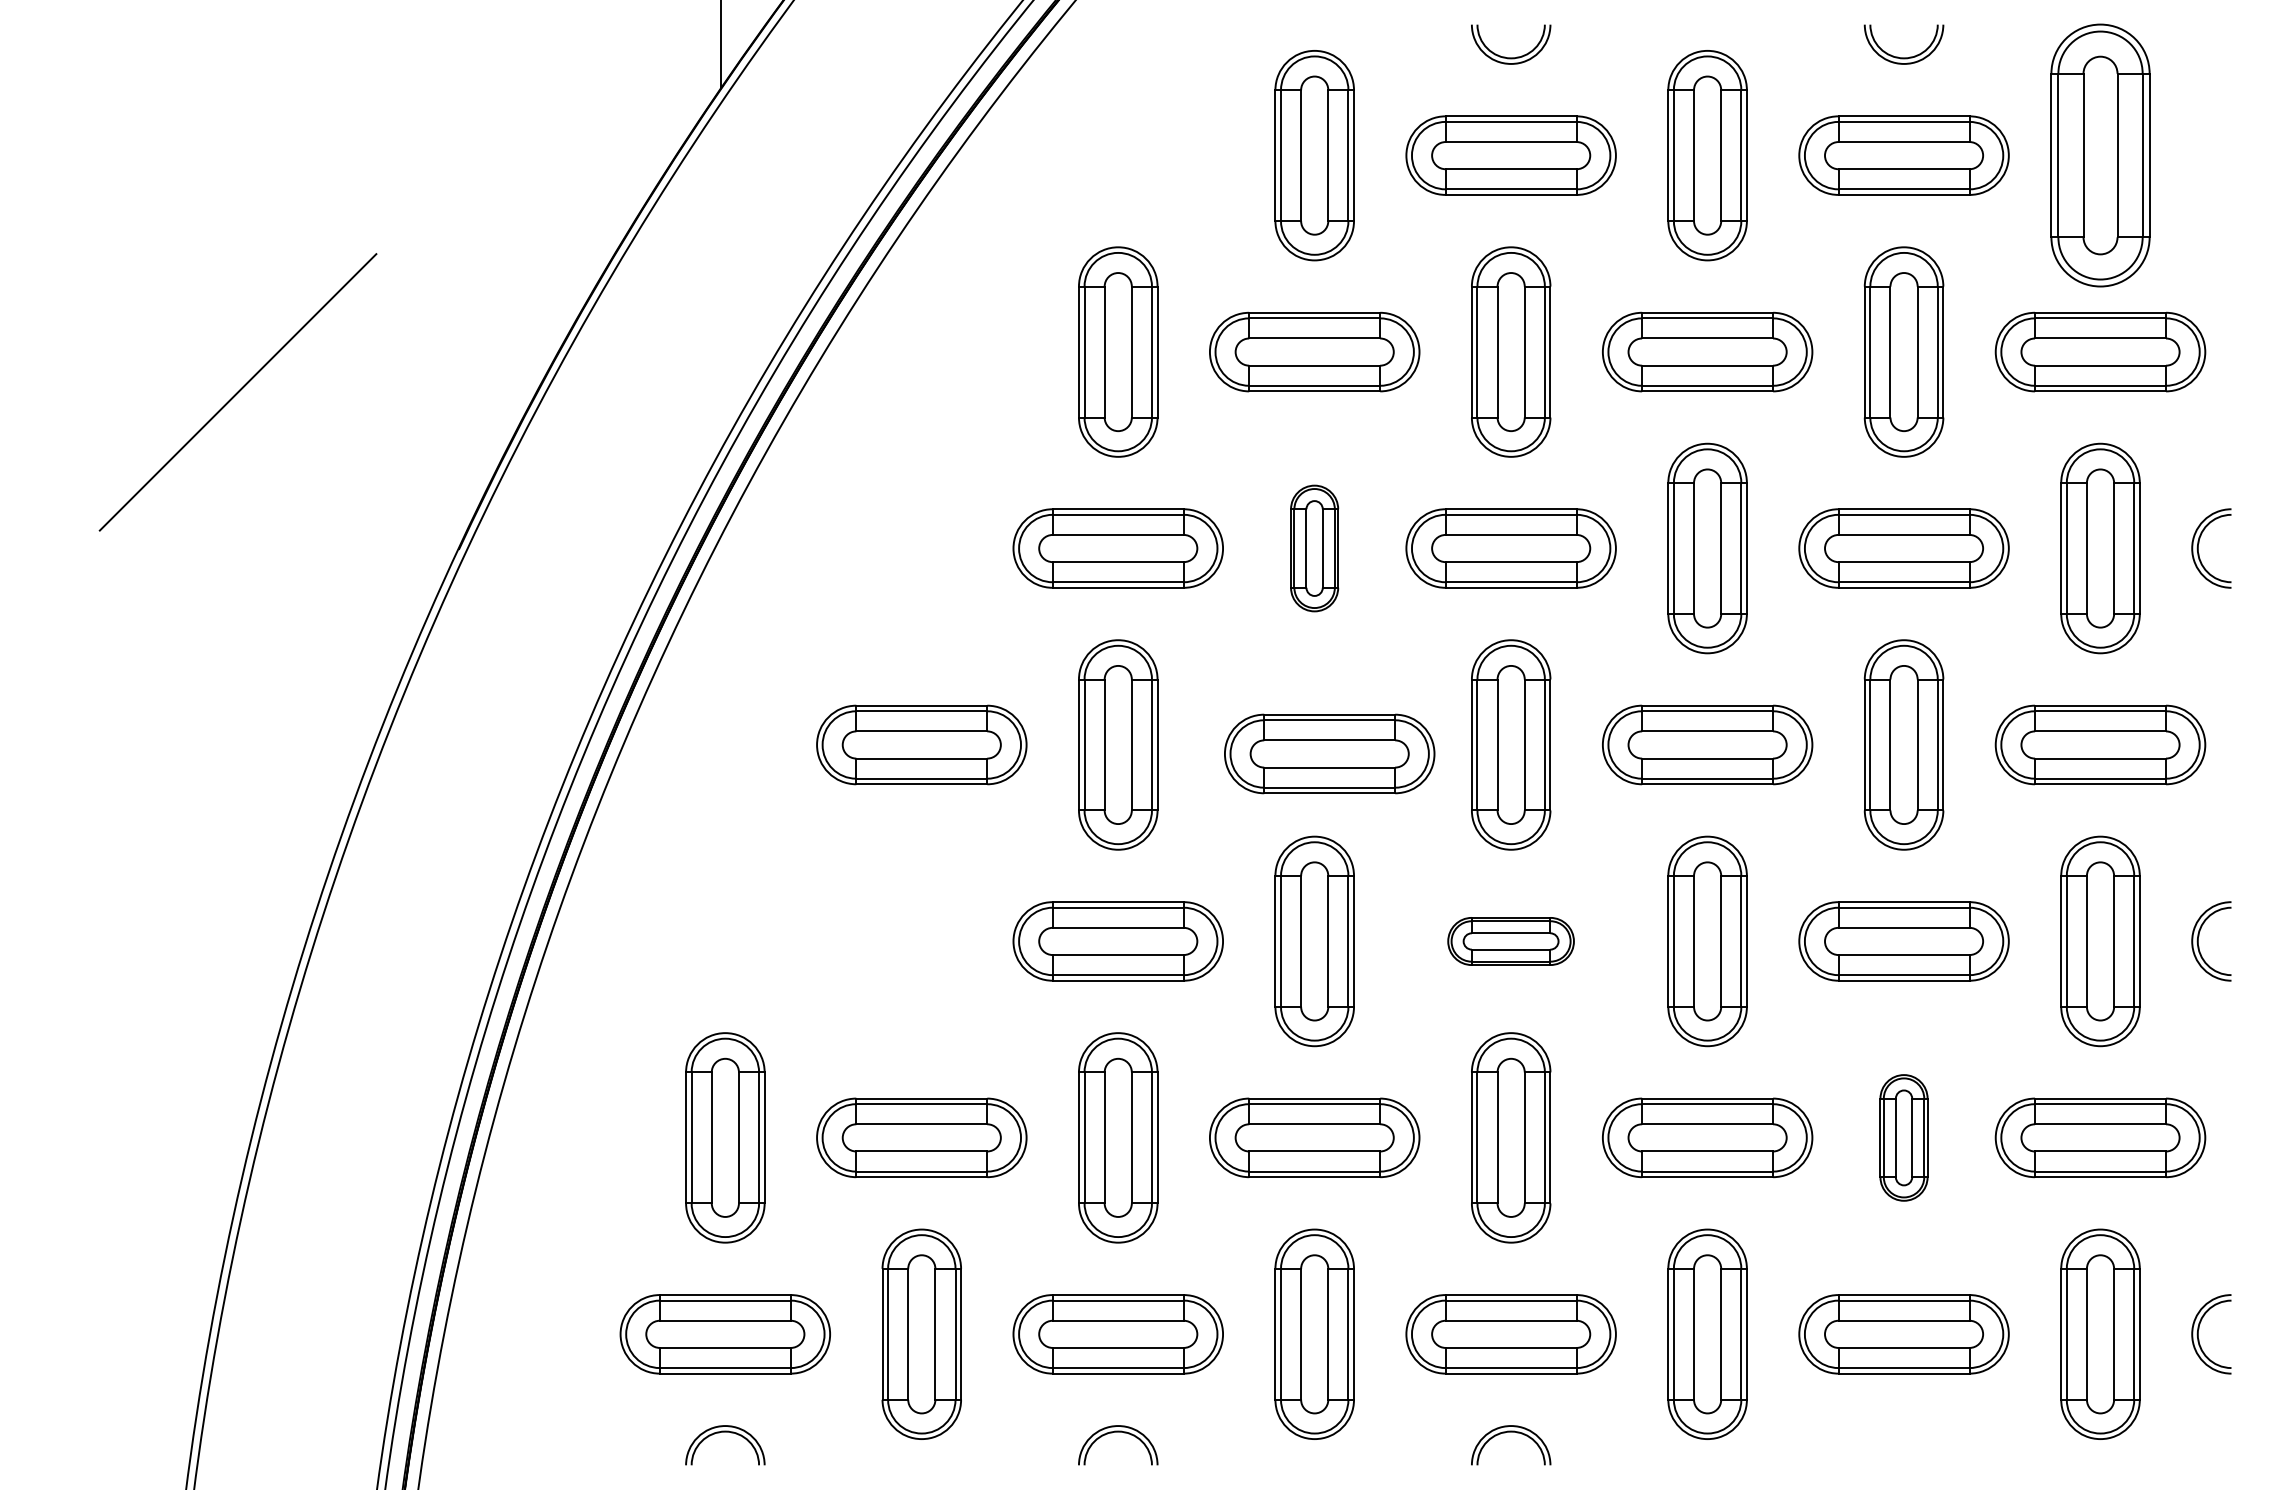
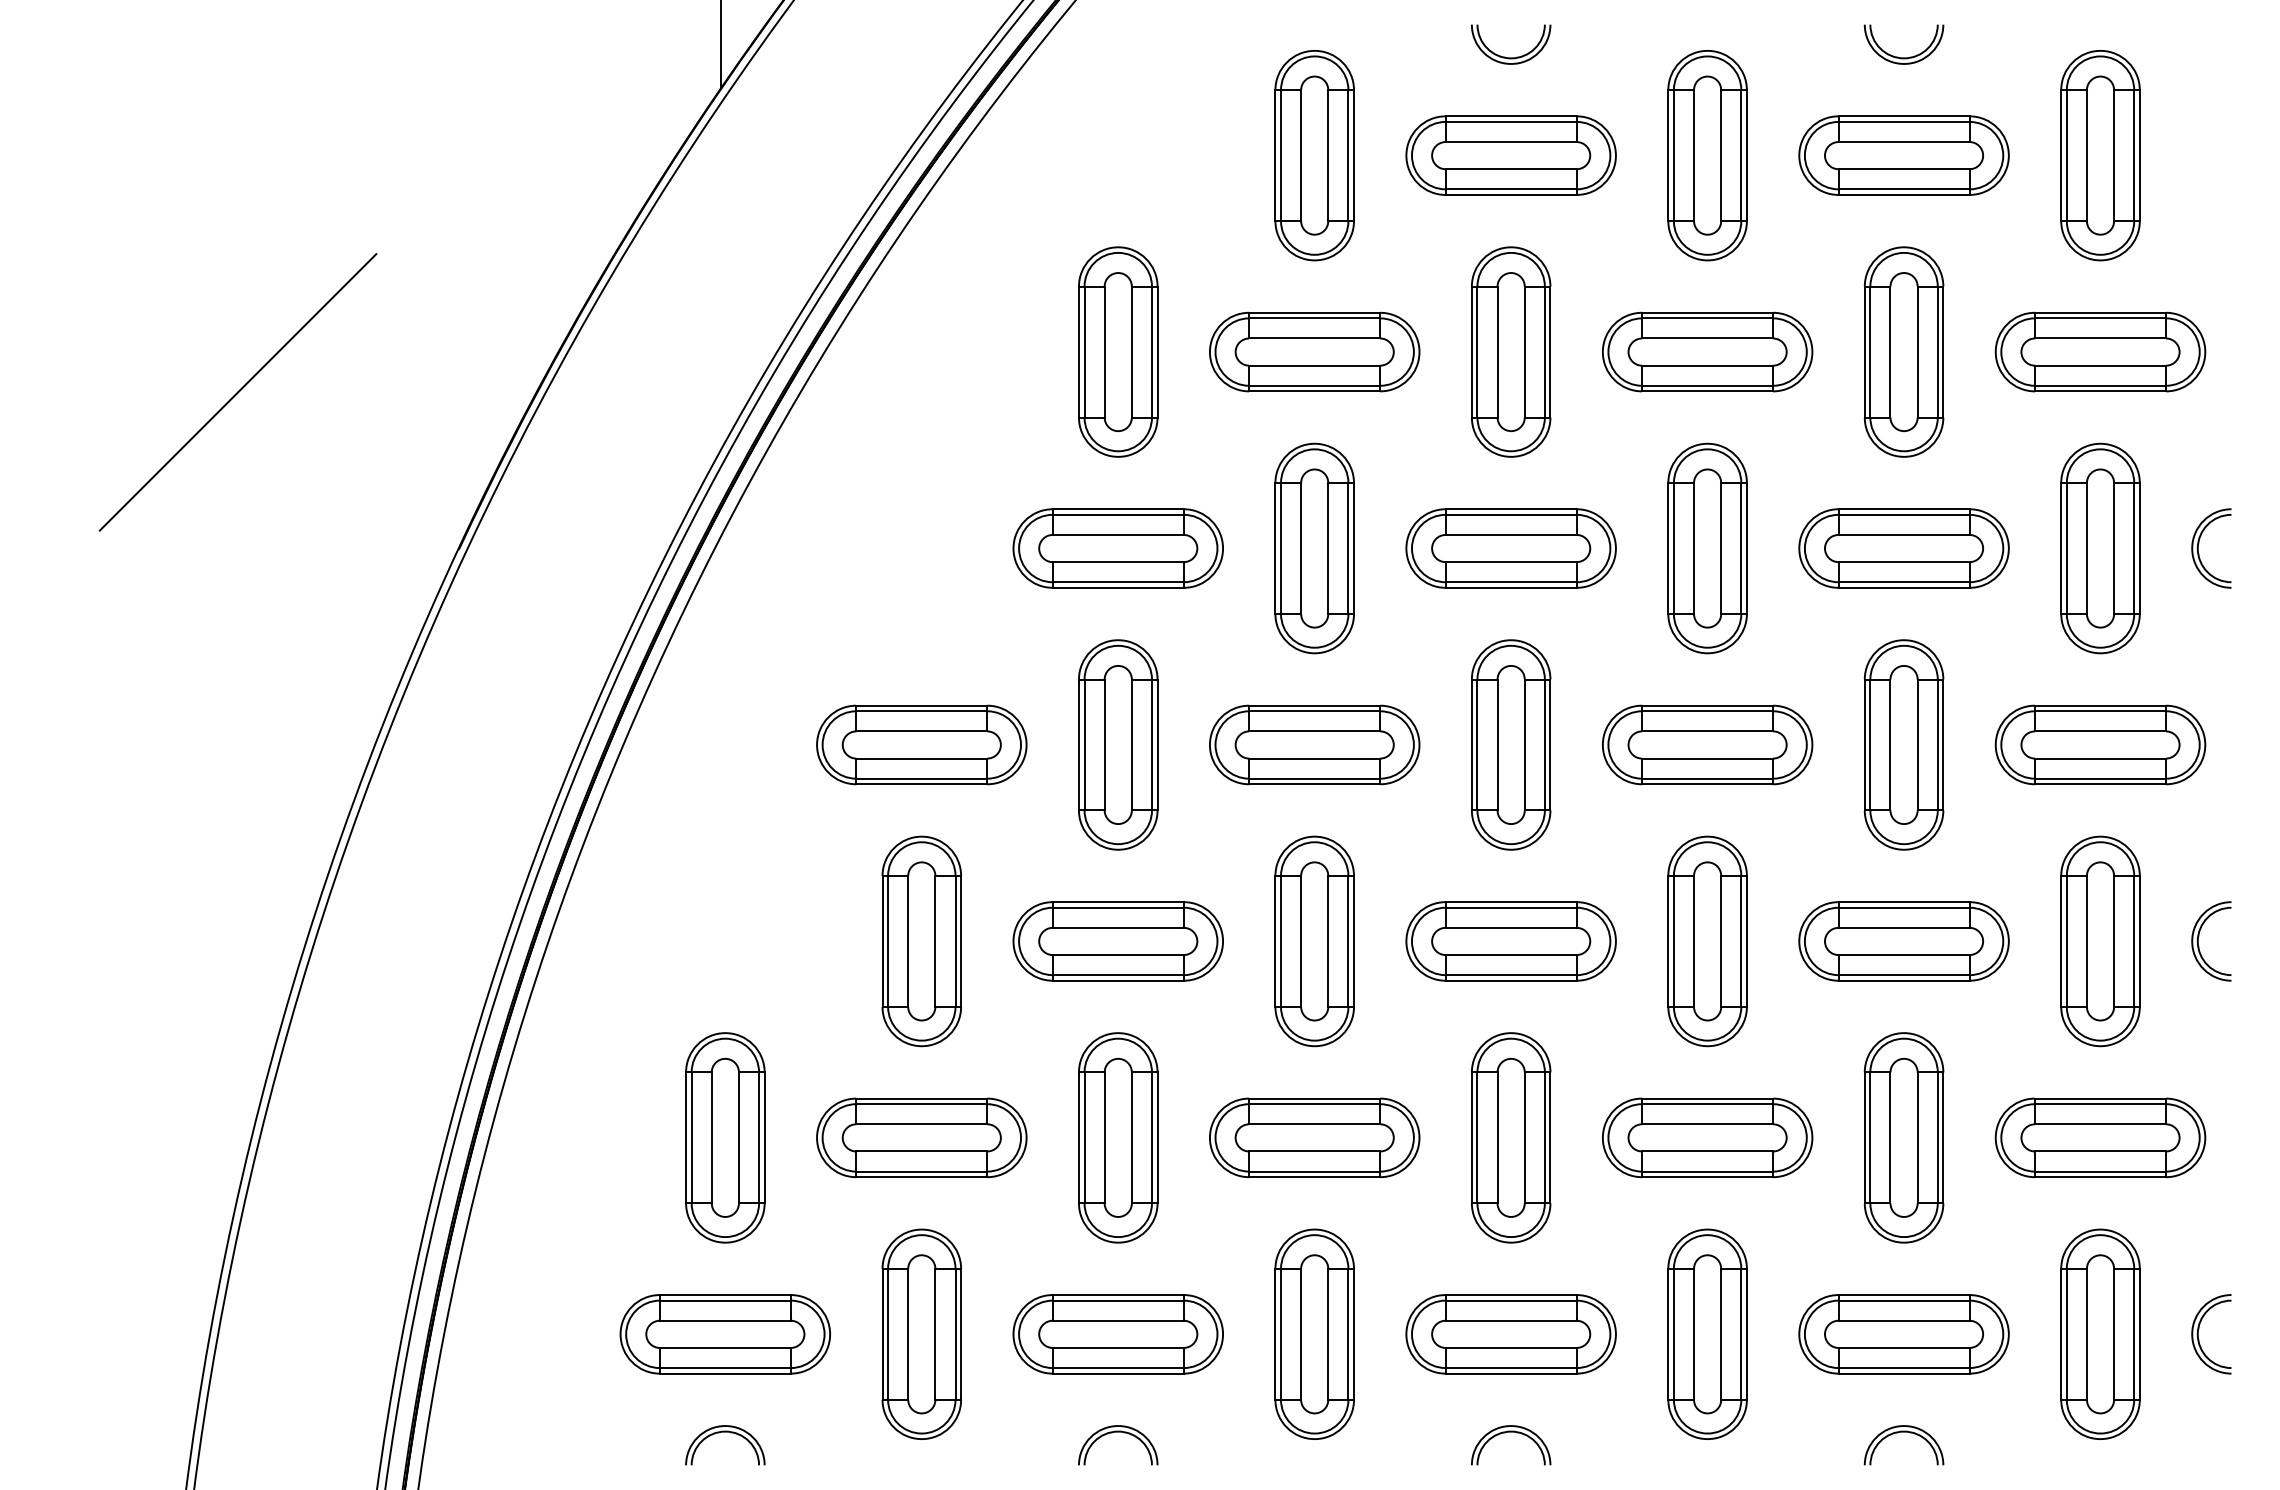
part size: 101x265 px -> 81x212 px (2100, 155)
part size: 50x129 px -> 81x213 px (1314, 548)
part position: (1329, 753) -> (1314, 744) (1314, 744)
part: none -> present (921, 941)
part size: 128x49 px -> 212x81 px (1510, 941)
part size: 50x128 px -> 82x212 px (1903, 1137)
part: none -> present (1903, 1432)
